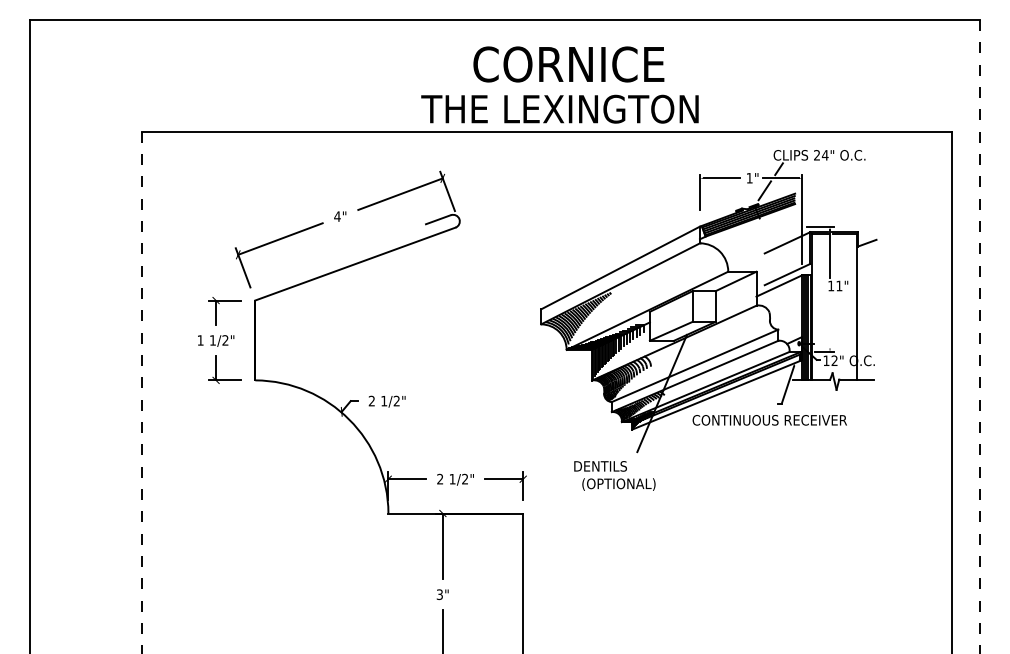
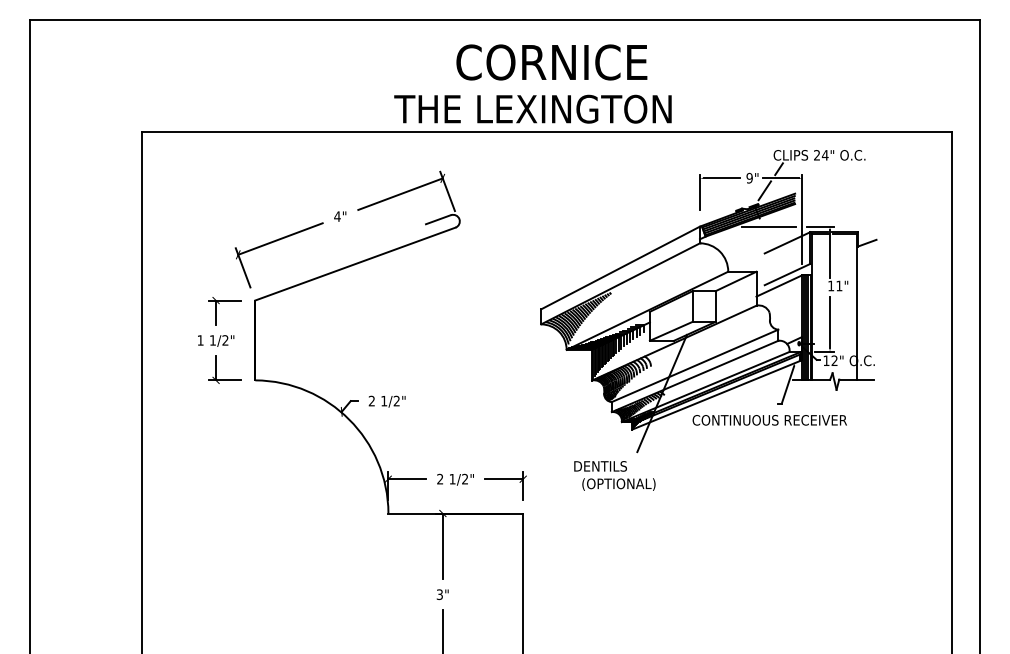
text position: (568, 64) -> (551, 62) (551, 62)
text position: (559, 108) -> (532, 108) (532, 108)
text: 1" -> 9" (749, 177)
line: none -> present (768, 226)
line: none -> present (830, 322)
line: dashed -> solid (979, 336)
line: dashed -> solid (141, 392)
